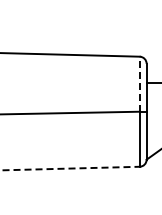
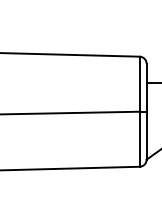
line: dashed -> solid (139, 84)
line: dashed -> solid (70, 168)
